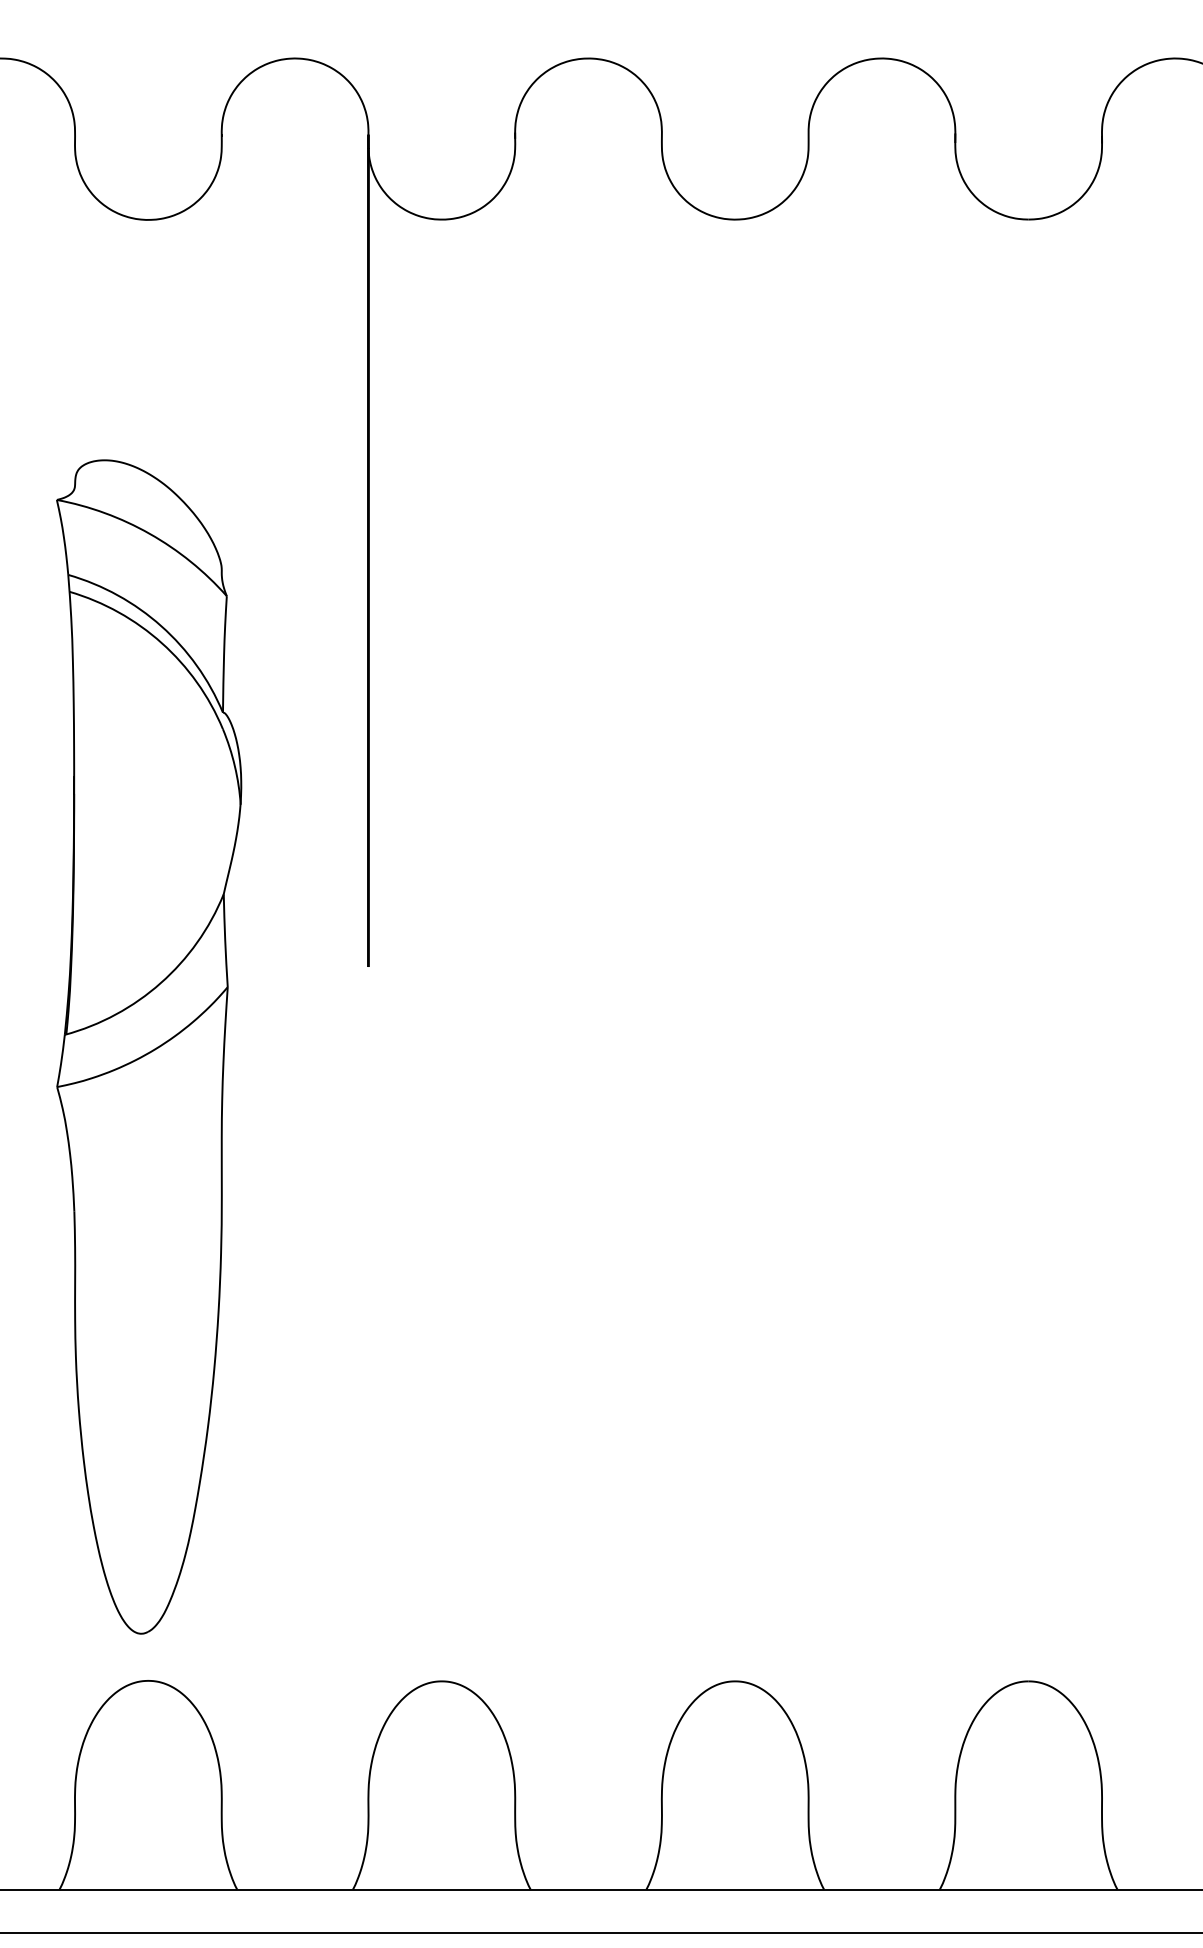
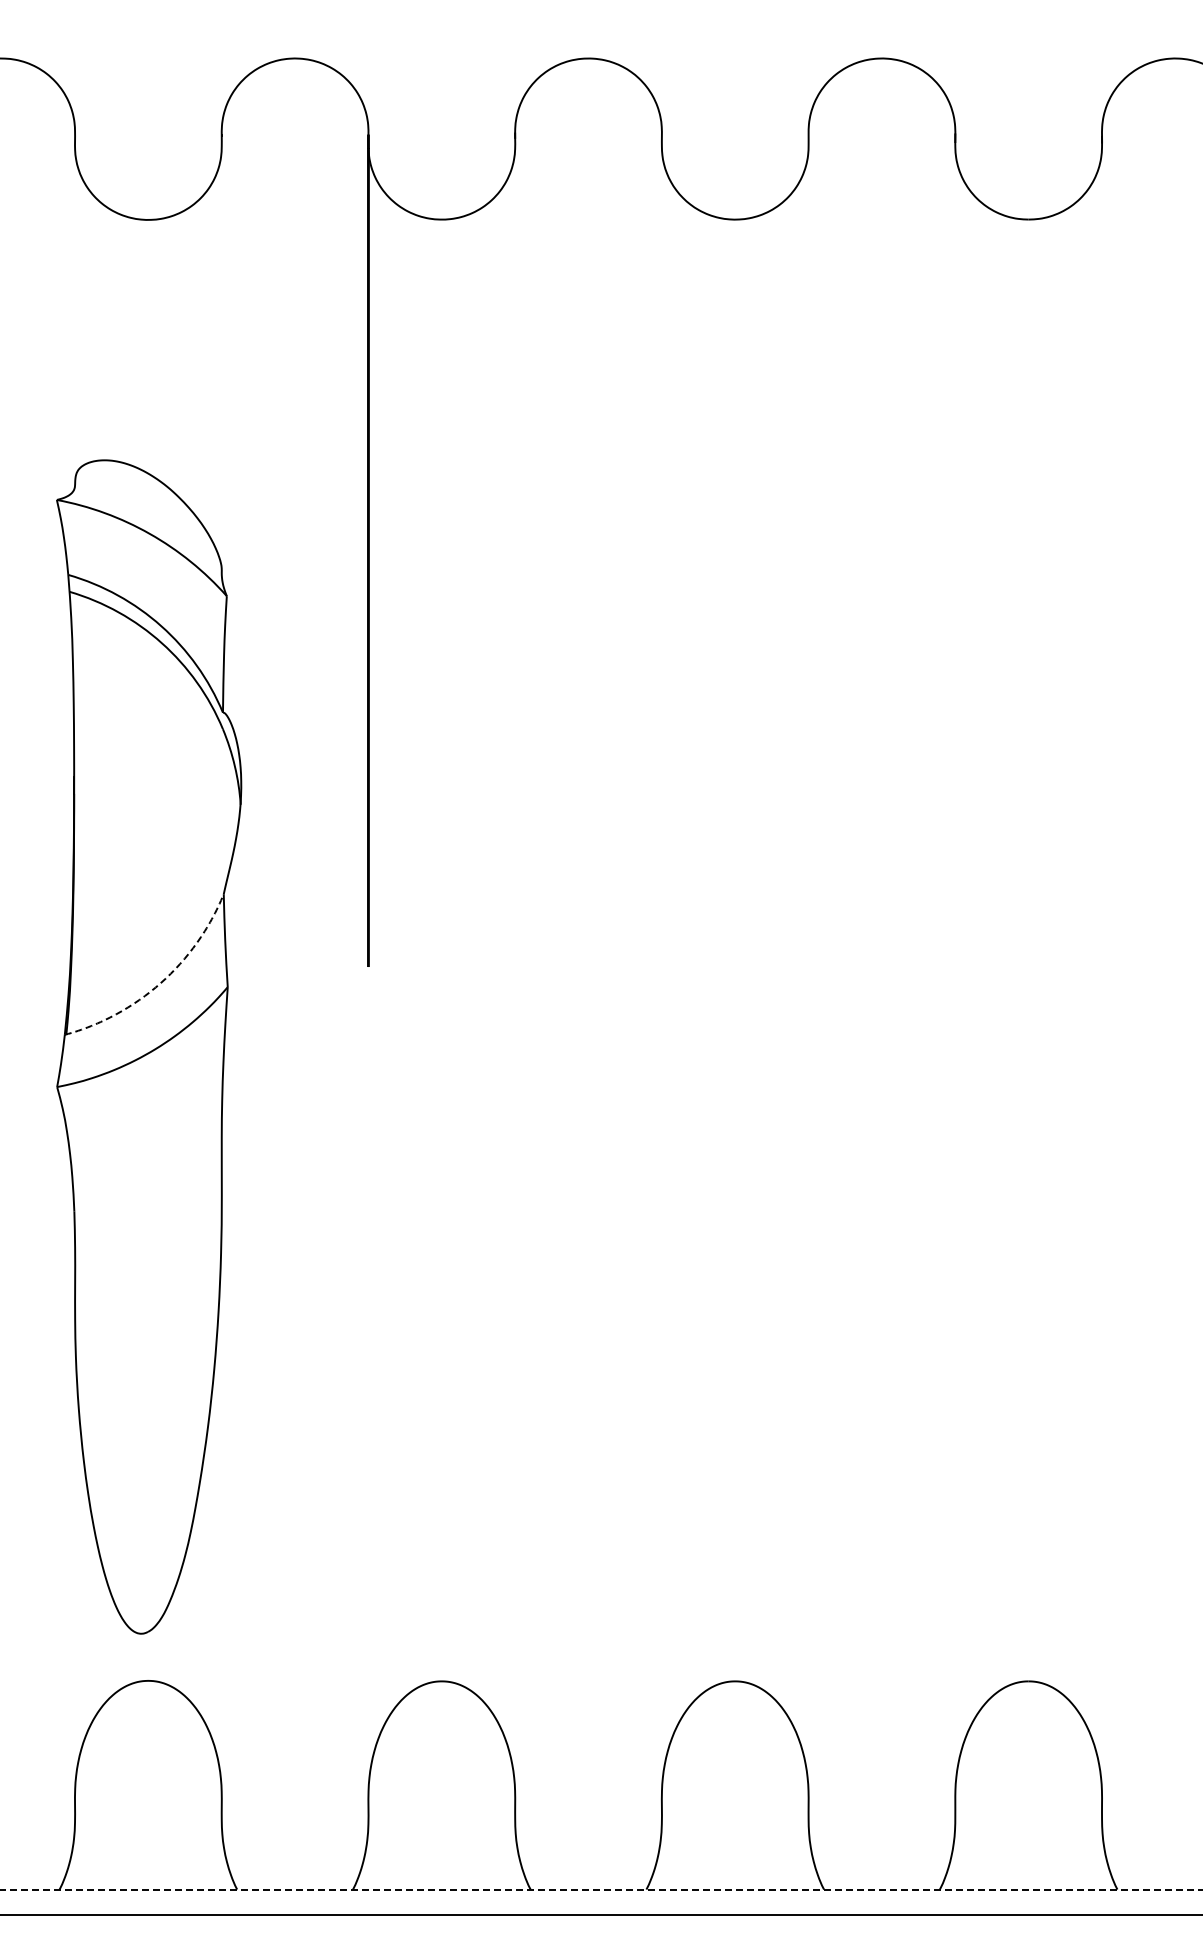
arc: solid -> dashed (160, 983)
line: solid -> dashed (601, 1889)
line position: (600, 1932) -> (600, 1914) (600, 1914)
